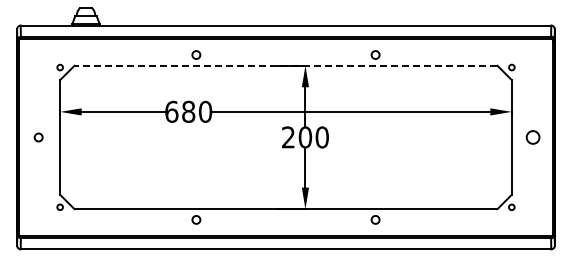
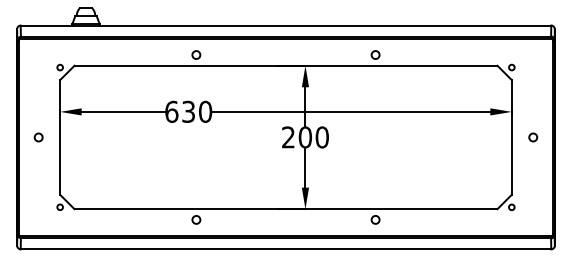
line: dashed -> solid (285, 65)
text: 680 -> 630 (188, 111)
circle size: 16x15 px -> 11x11 px (533, 137)
